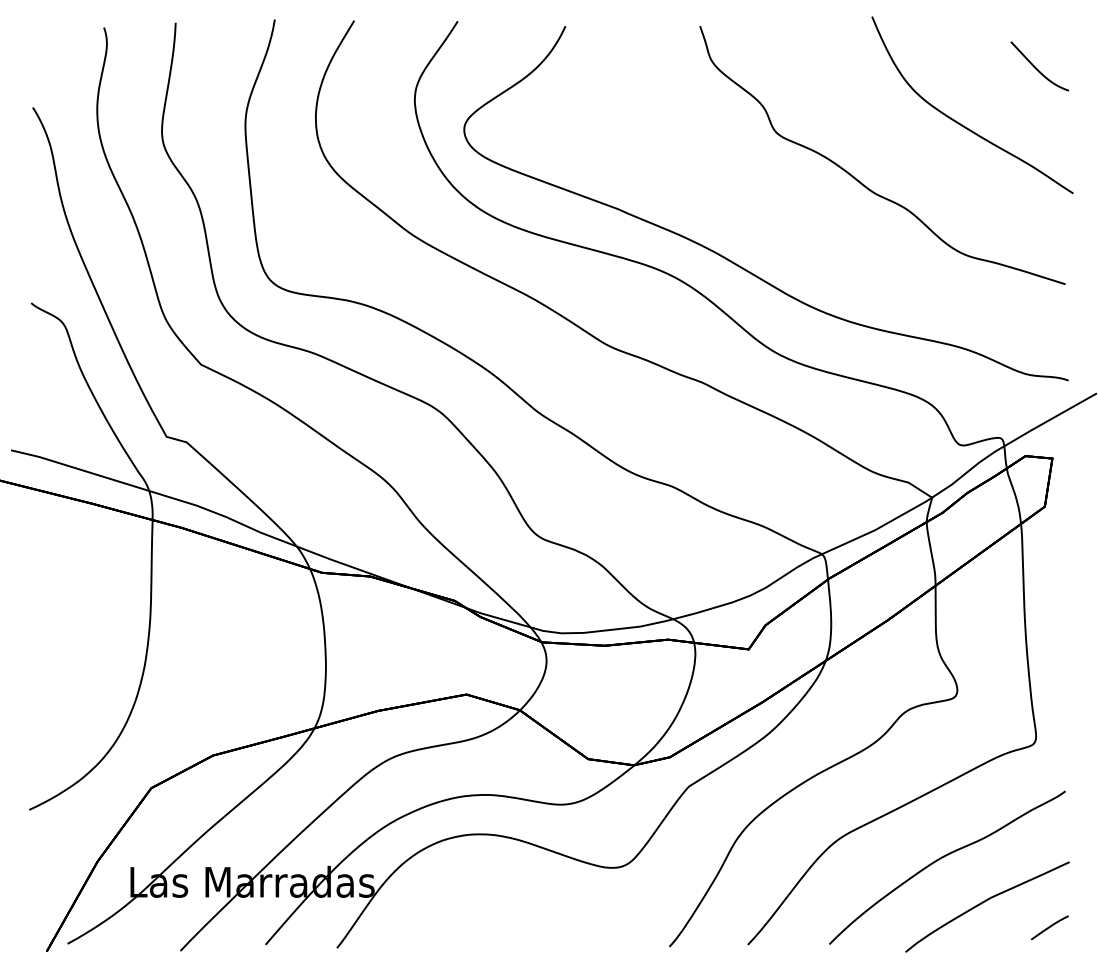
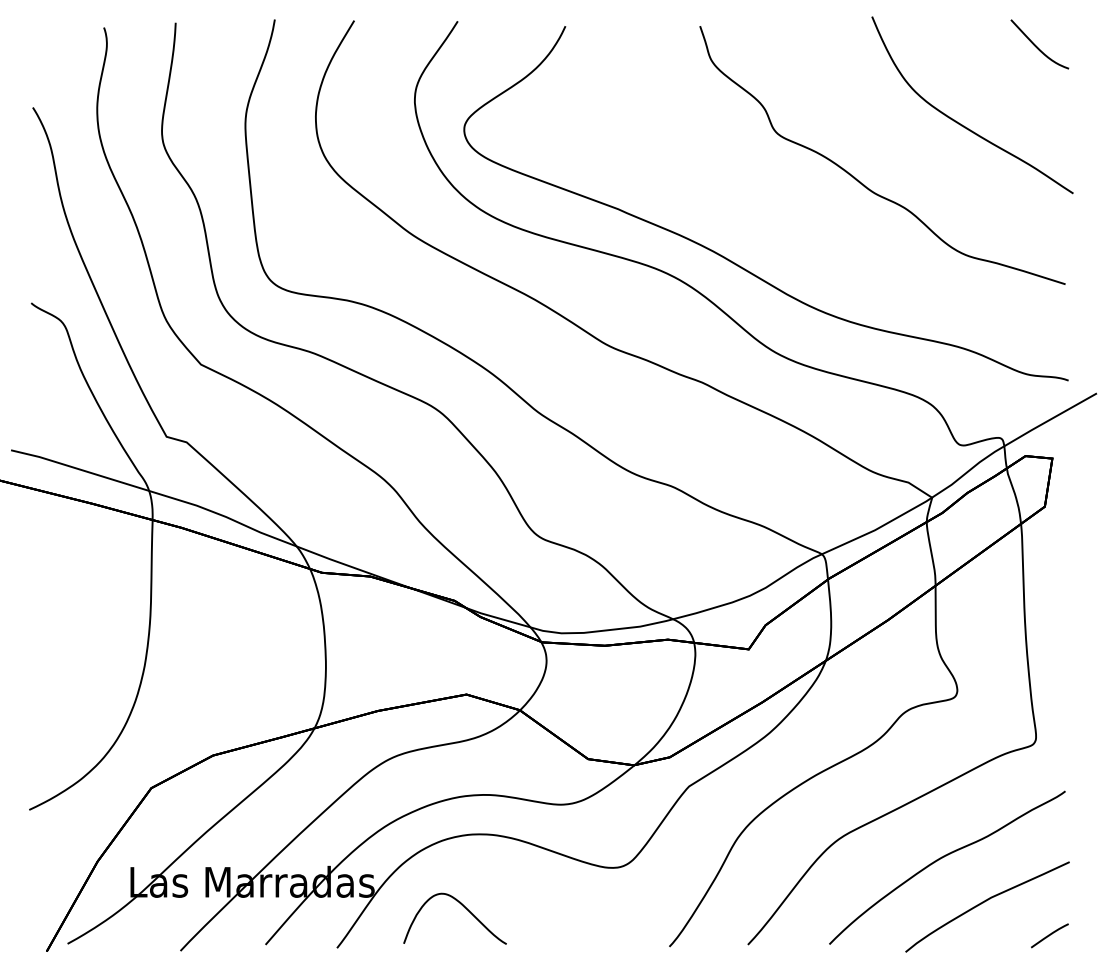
curve position: (1037, 68) -> (1037, 46) (1037, 46)
curve: none -> present (463, 907)
curve position: (1049, 927) -> (1049, 935) (1049, 935)
